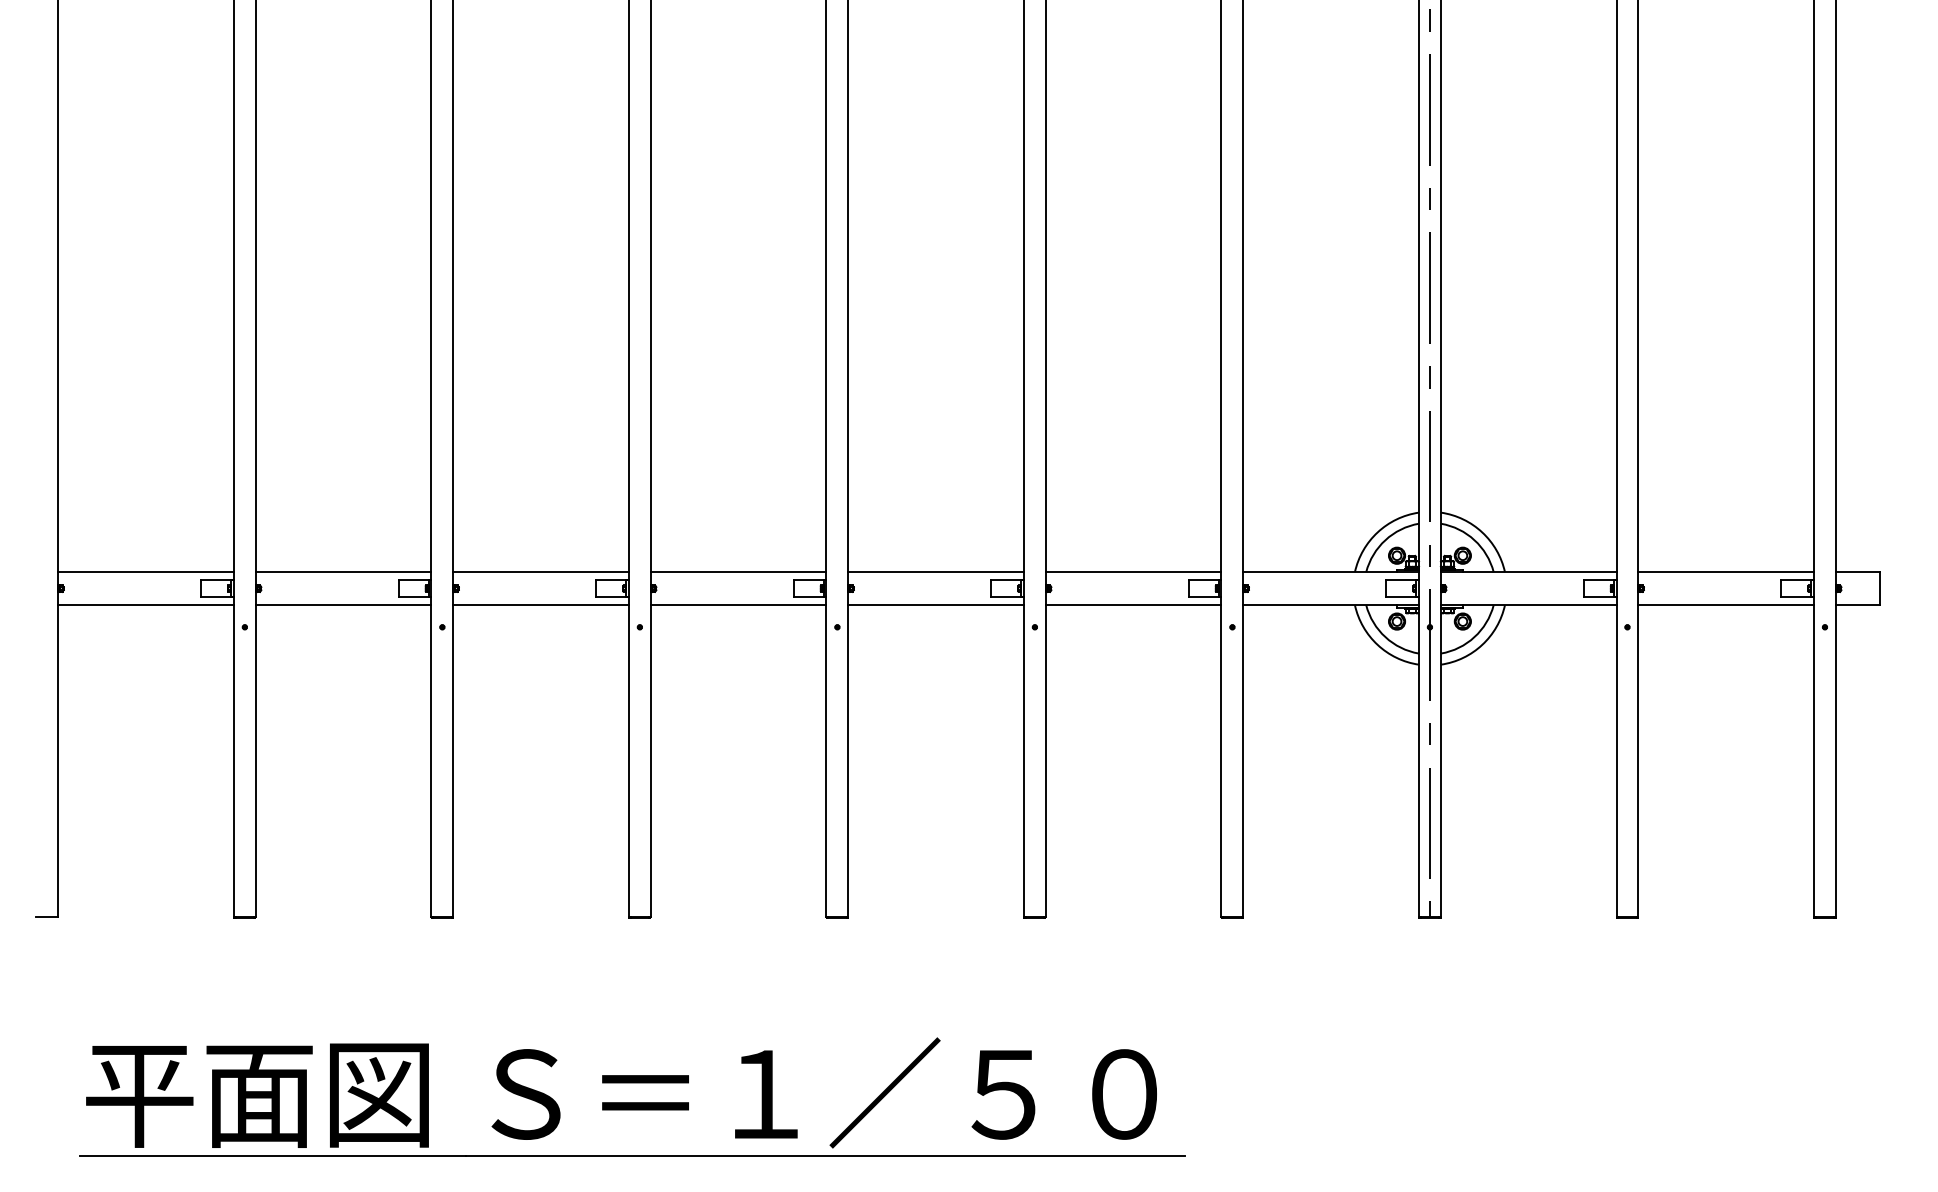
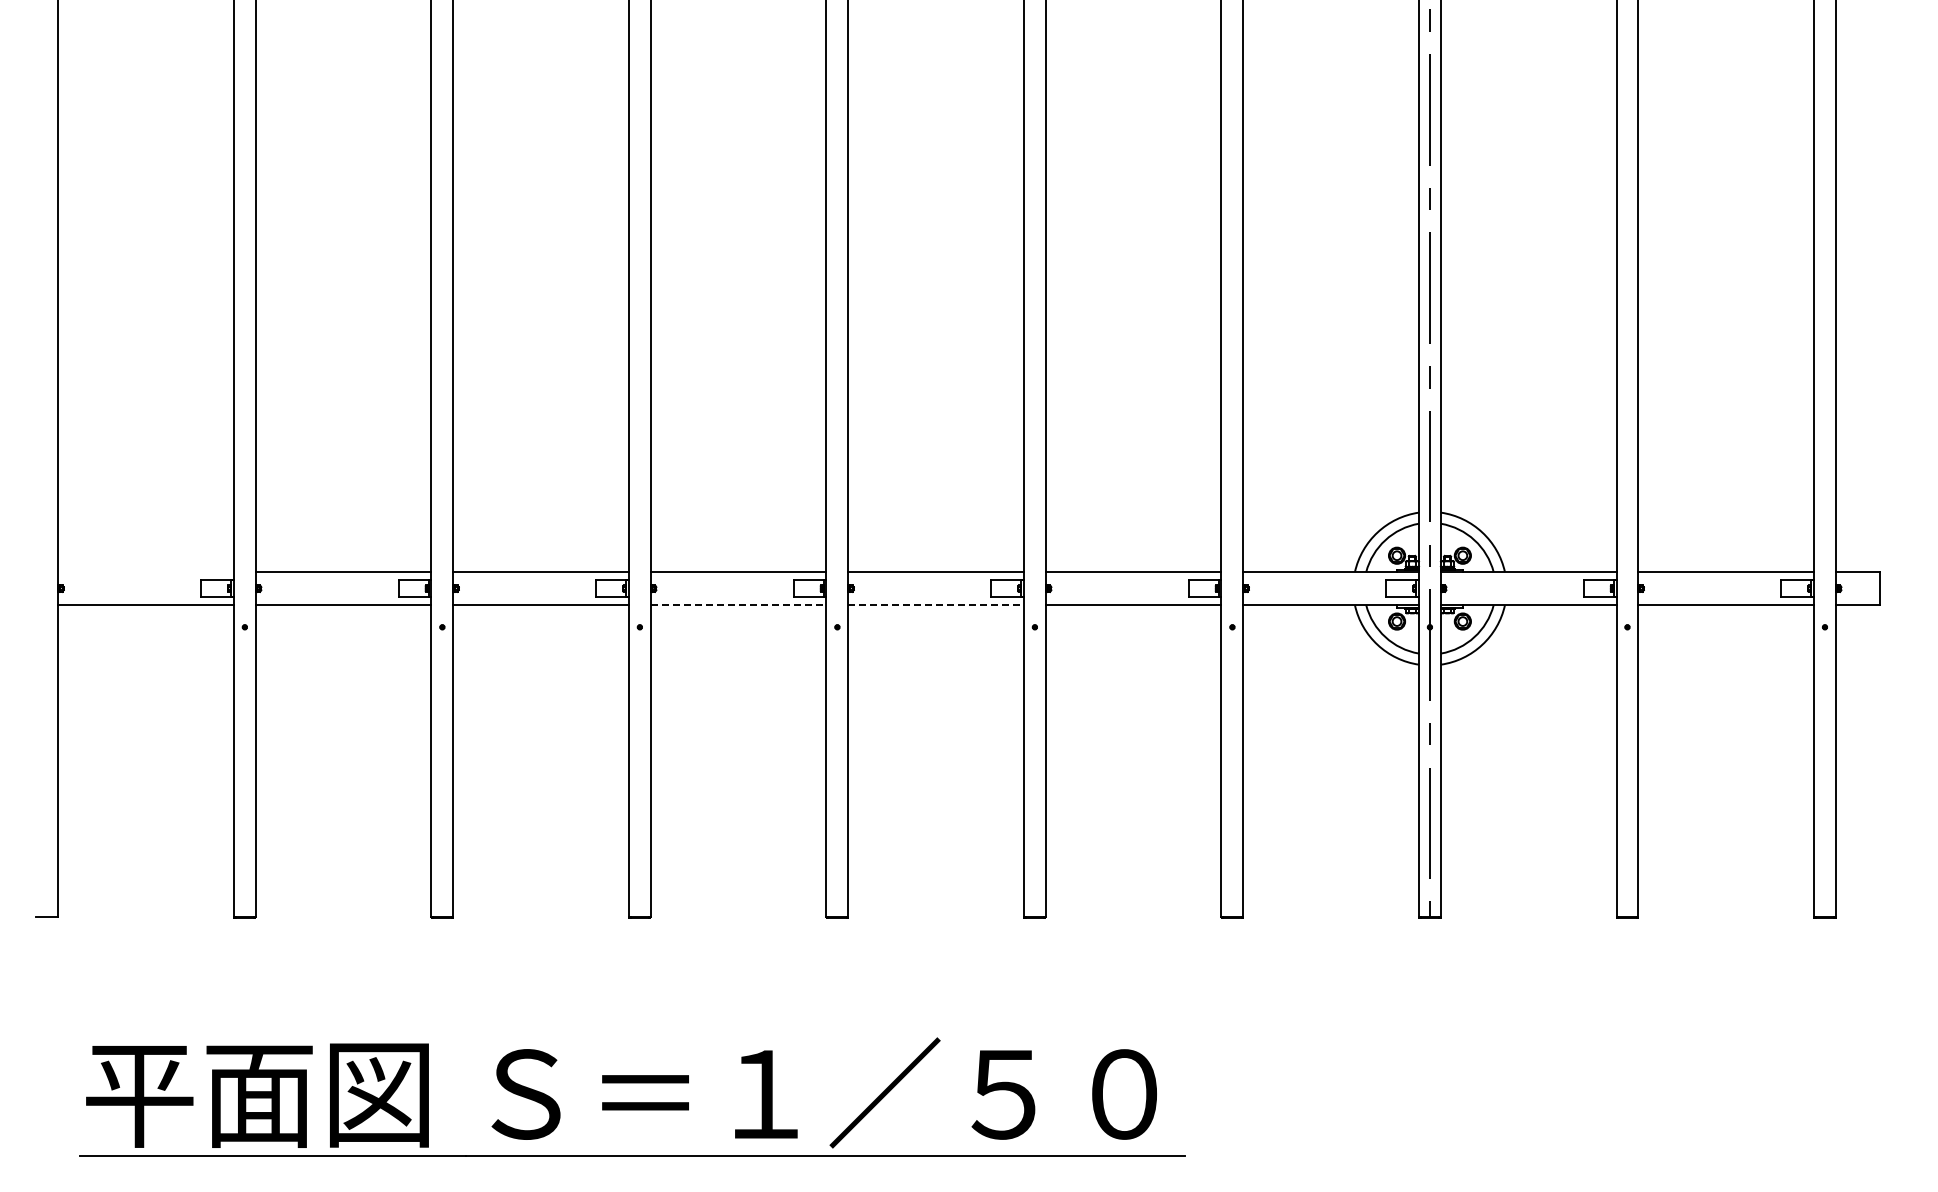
line: present -> none (145, 572)
line: solid -> dashed (738, 605)
line: solid -> dashed (936, 605)
